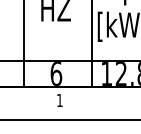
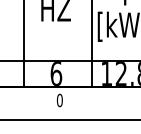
text: 1 -> 0 (59, 100)
